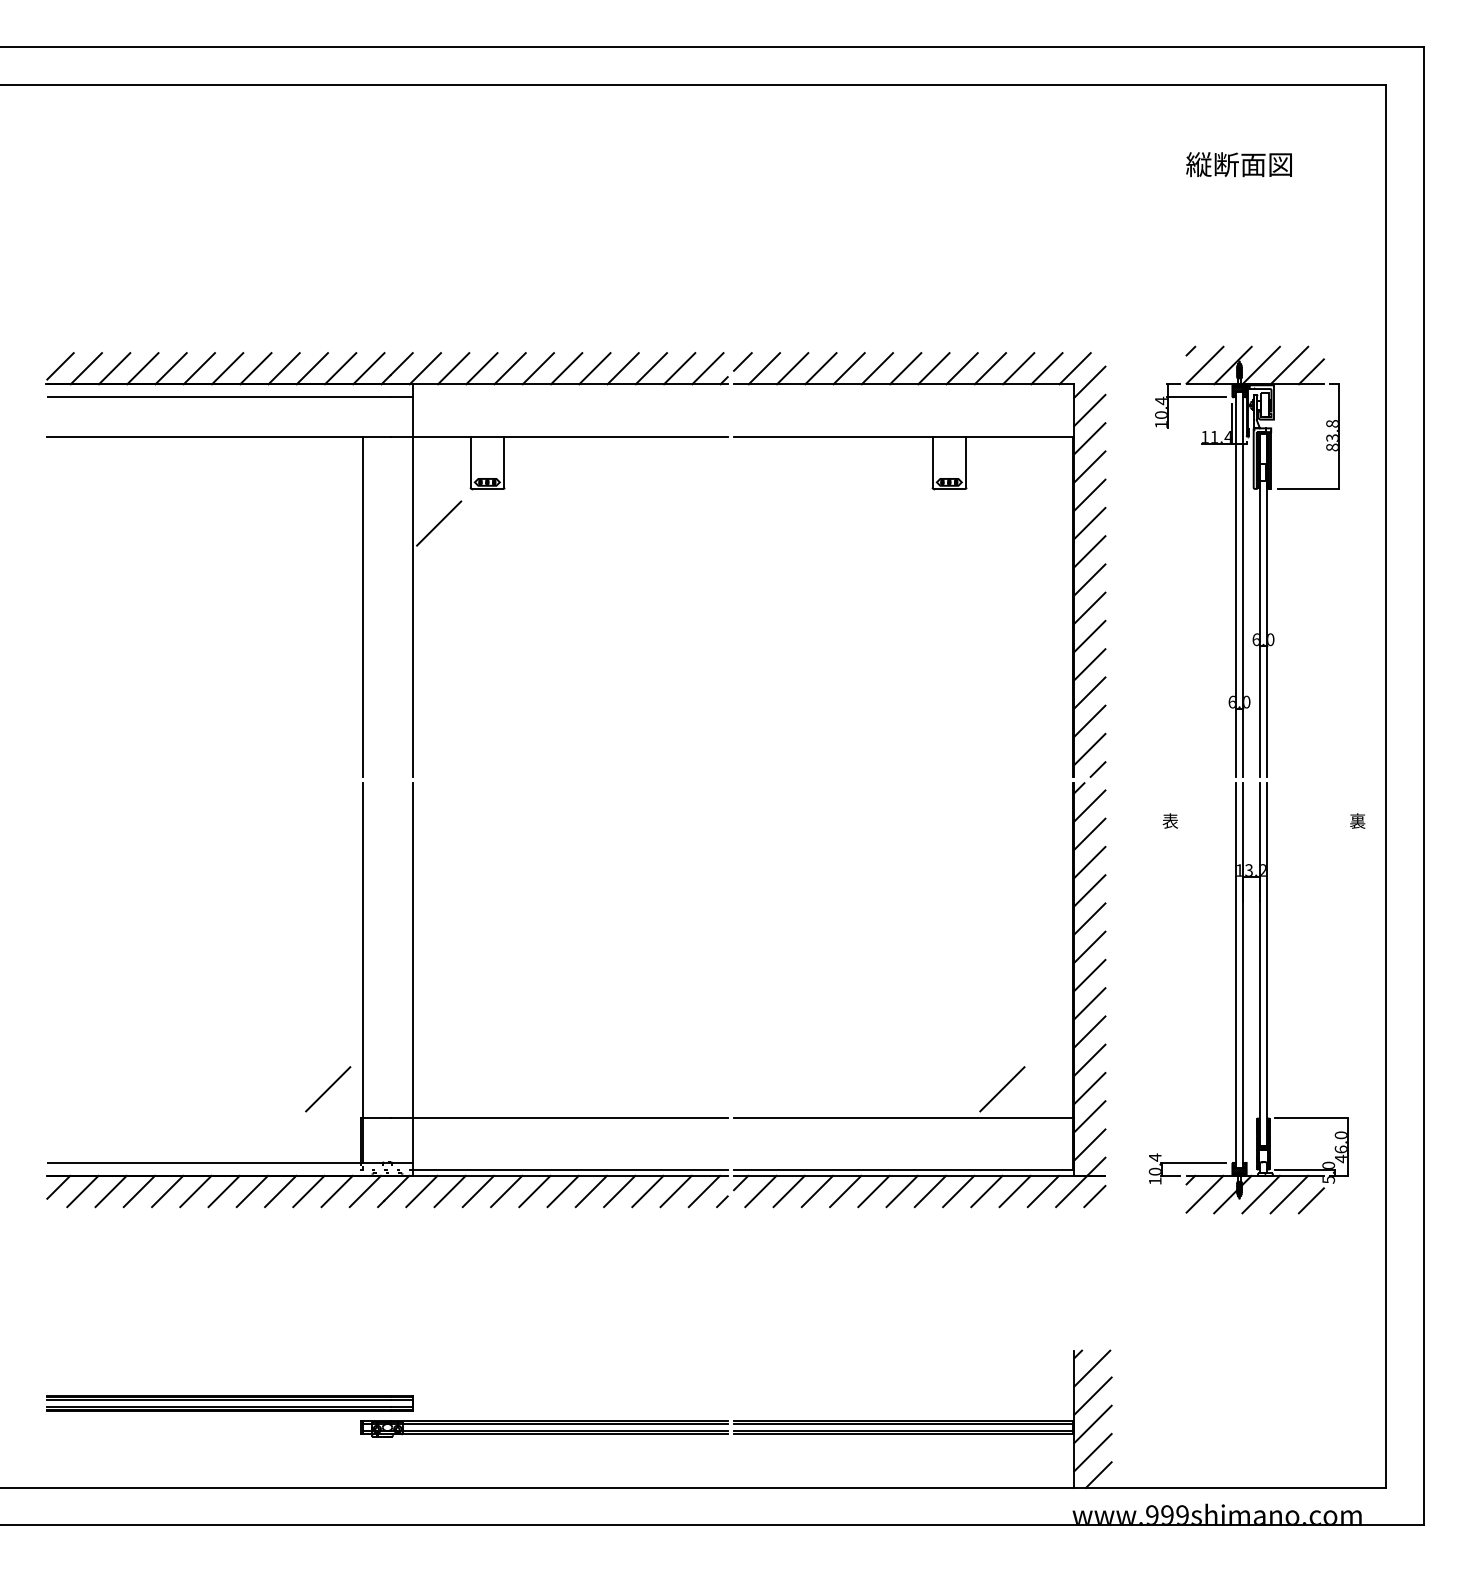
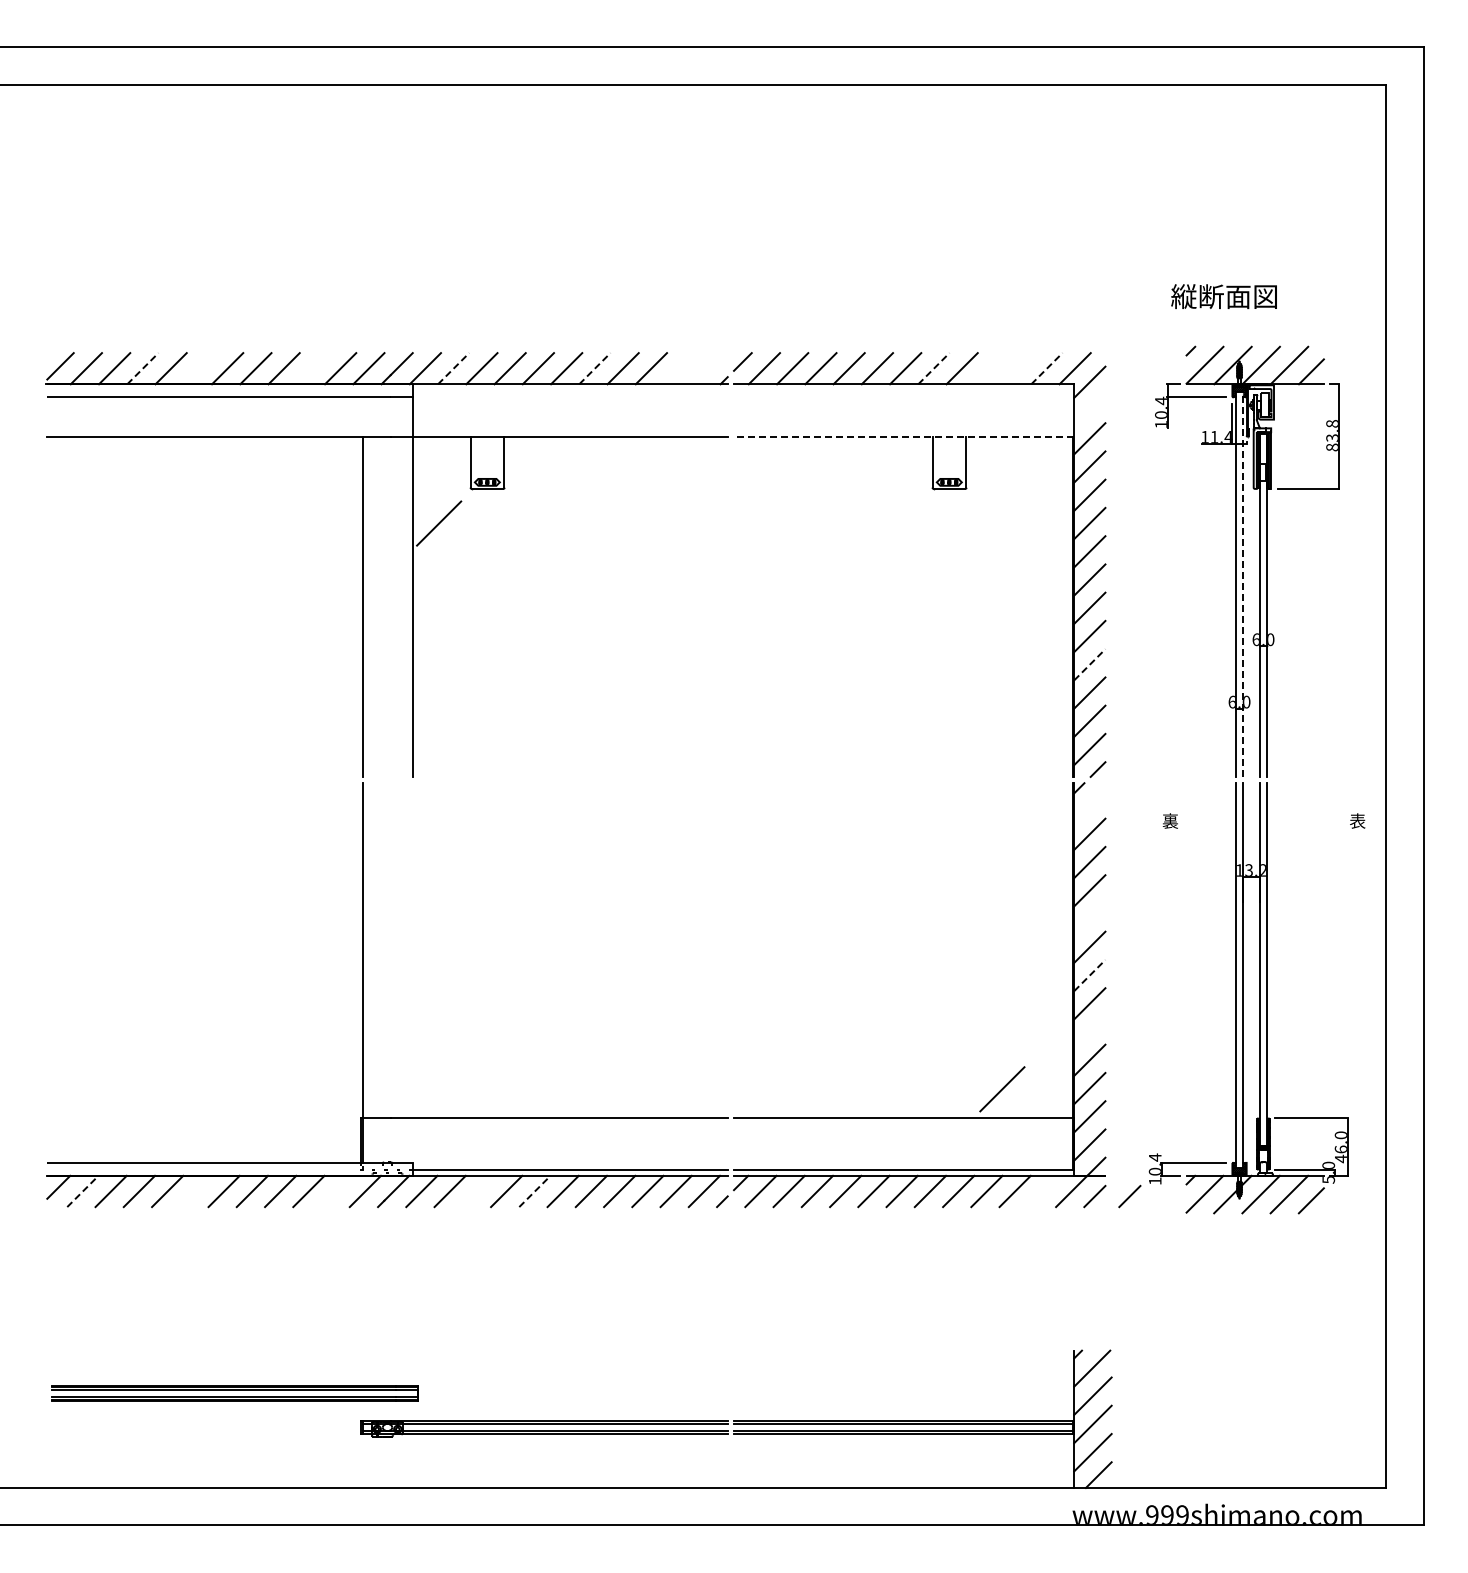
text position: (1238, 164) -> (1223, 296) (1223, 296)
line: solid -> dashed (143, 368)
line: present -> none (199, 368)
line: present -> none (312, 368)
line: solid -> dashed (454, 368)
line: solid -> dashed (595, 368)
line: present -> none (679, 368)
line: present -> none (707, 368)
line: solid -> dashed (934, 368)
line: present -> none (990, 368)
line: present -> none (1018, 368)
line: solid -> dashed (1047, 368)
line: present -> none (1089, 410)
line: solid -> dashed (903, 436)
line: solid -> dashed (1243, 584)
line: solid -> dashed (1090, 664)
line: present -> none (1089, 805)
text: 表 -> 裏 (1169, 821)
text: 裏 -> 表 (1357, 821)
line: present -> none (1089, 918)
line: present -> none (412, 972)
line: solid -> dashed (1090, 975)
line: present -> none (1089, 1031)
line: present -> none (328, 1089)
line: solid -> dashed (83, 1191)
line: present -> none (195, 1191)
line: present -> none (336, 1191)
line: present -> none (478, 1191)
line: solid -> dashed (535, 1191)
line: present -> none (1043, 1191)
line: none -> present (1129, 1196)
part position: (229, 1403) -> (234, 1393) (234, 1393)
